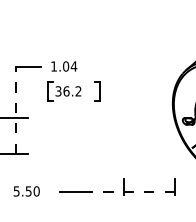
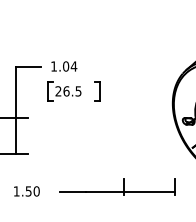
text: 36.2 -> 26.5 (68, 91)
line: dashed -> solid (15, 110)
text: 5.50 -> 1.50 (16, 191)
line: dashed -> solid (130, 191)
